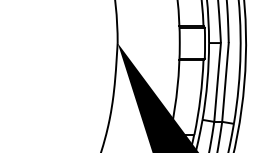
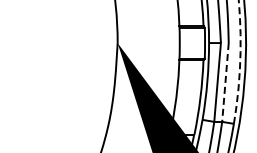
arc: solid -> dashed (240, 63)
line: solid -> dashed (225, 82)
